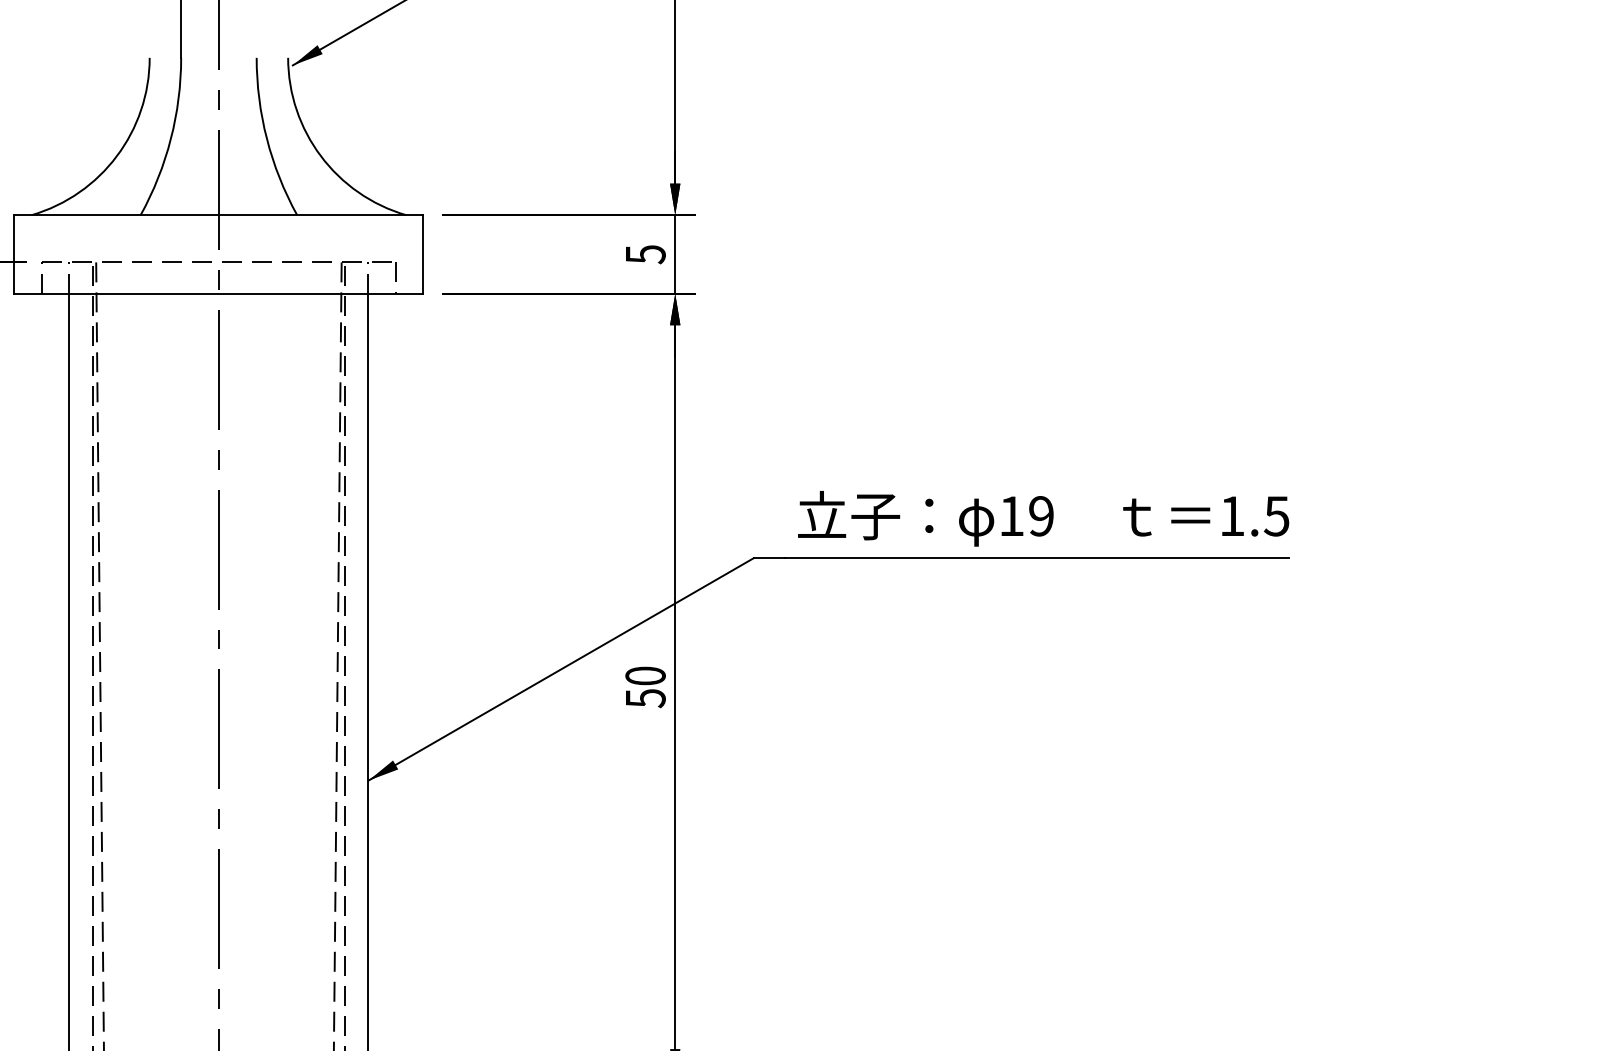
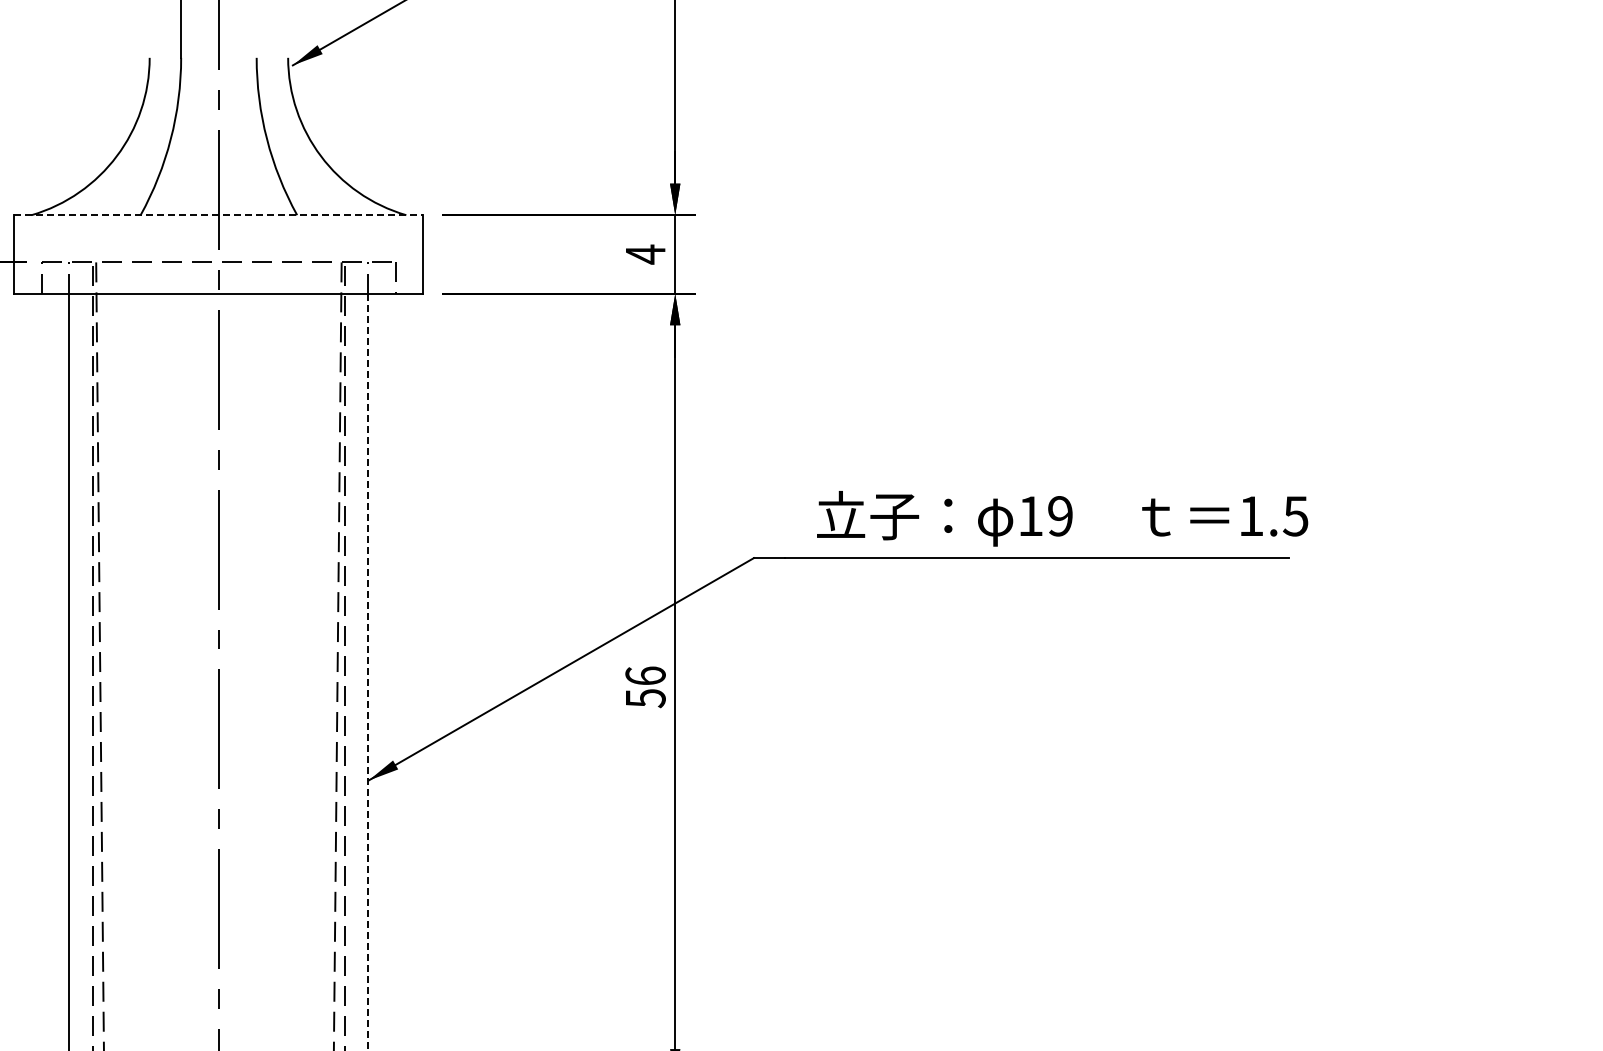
line: solid -> dashed (218, 215)
text: 5 -> 4 (645, 254)
text position: (1043, 518) -> (1062, 518) (1062, 518)
line: solid -> dashed (368, 672)
text: 50 -> 56 (645, 675)
